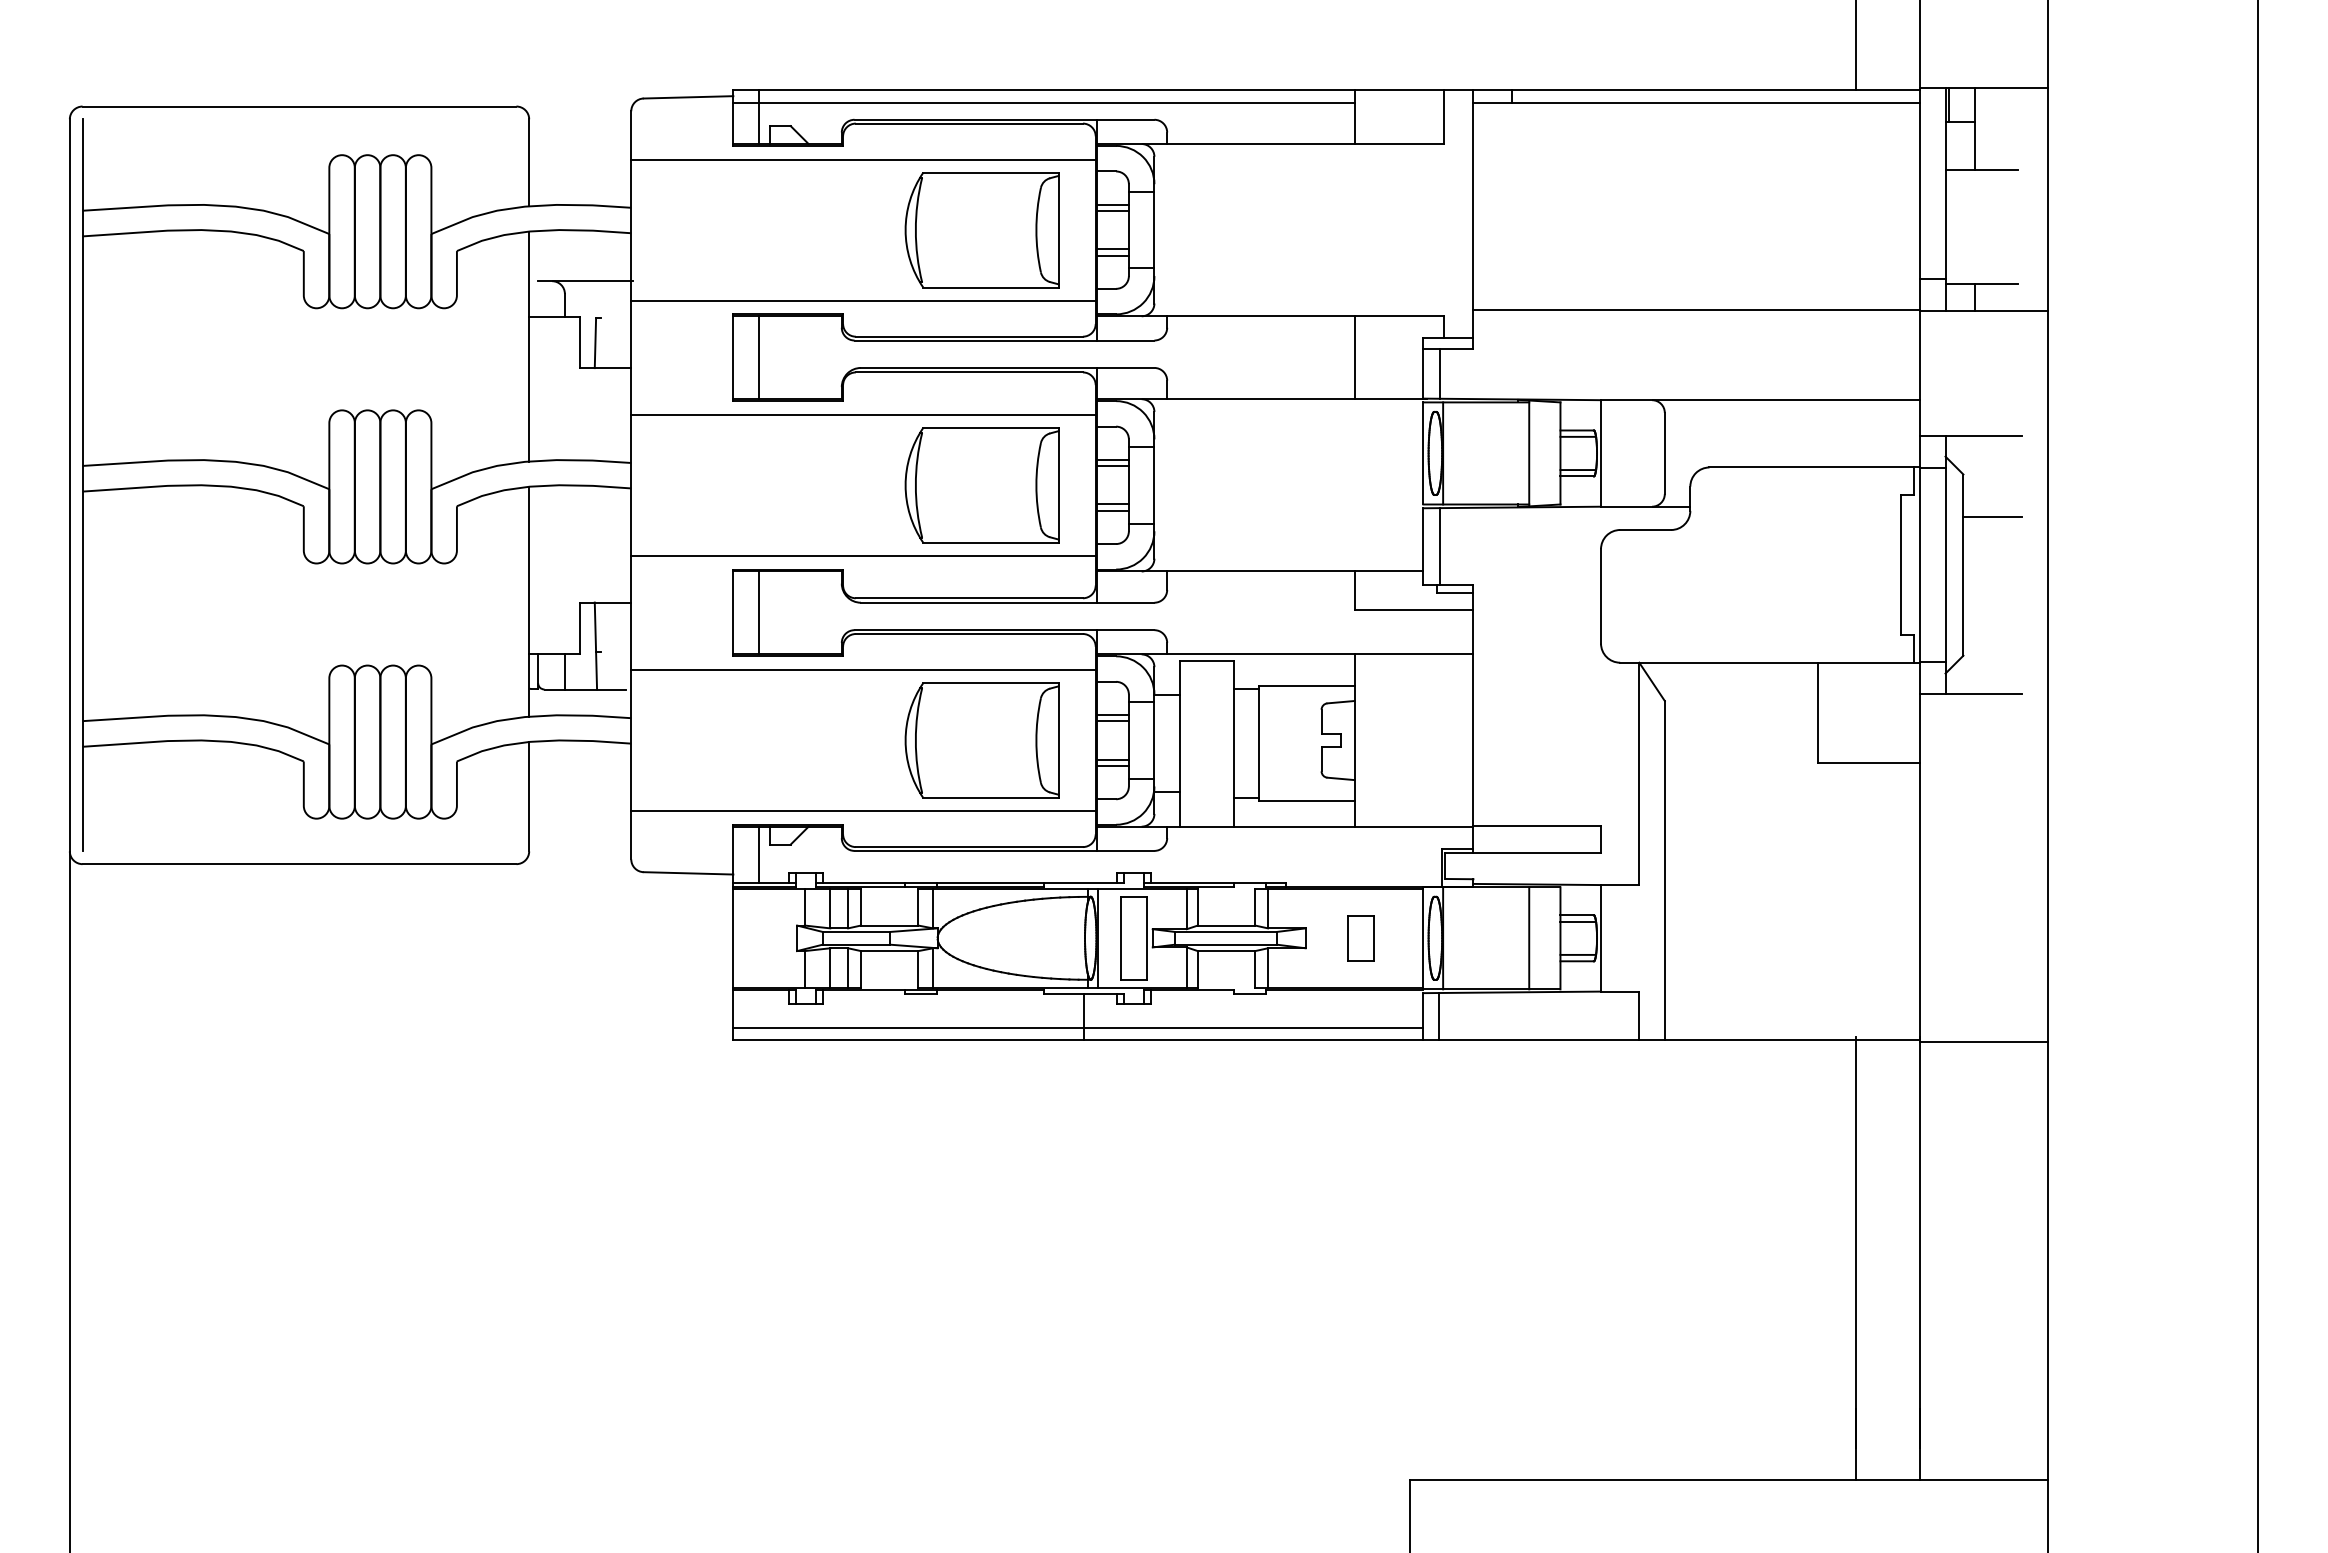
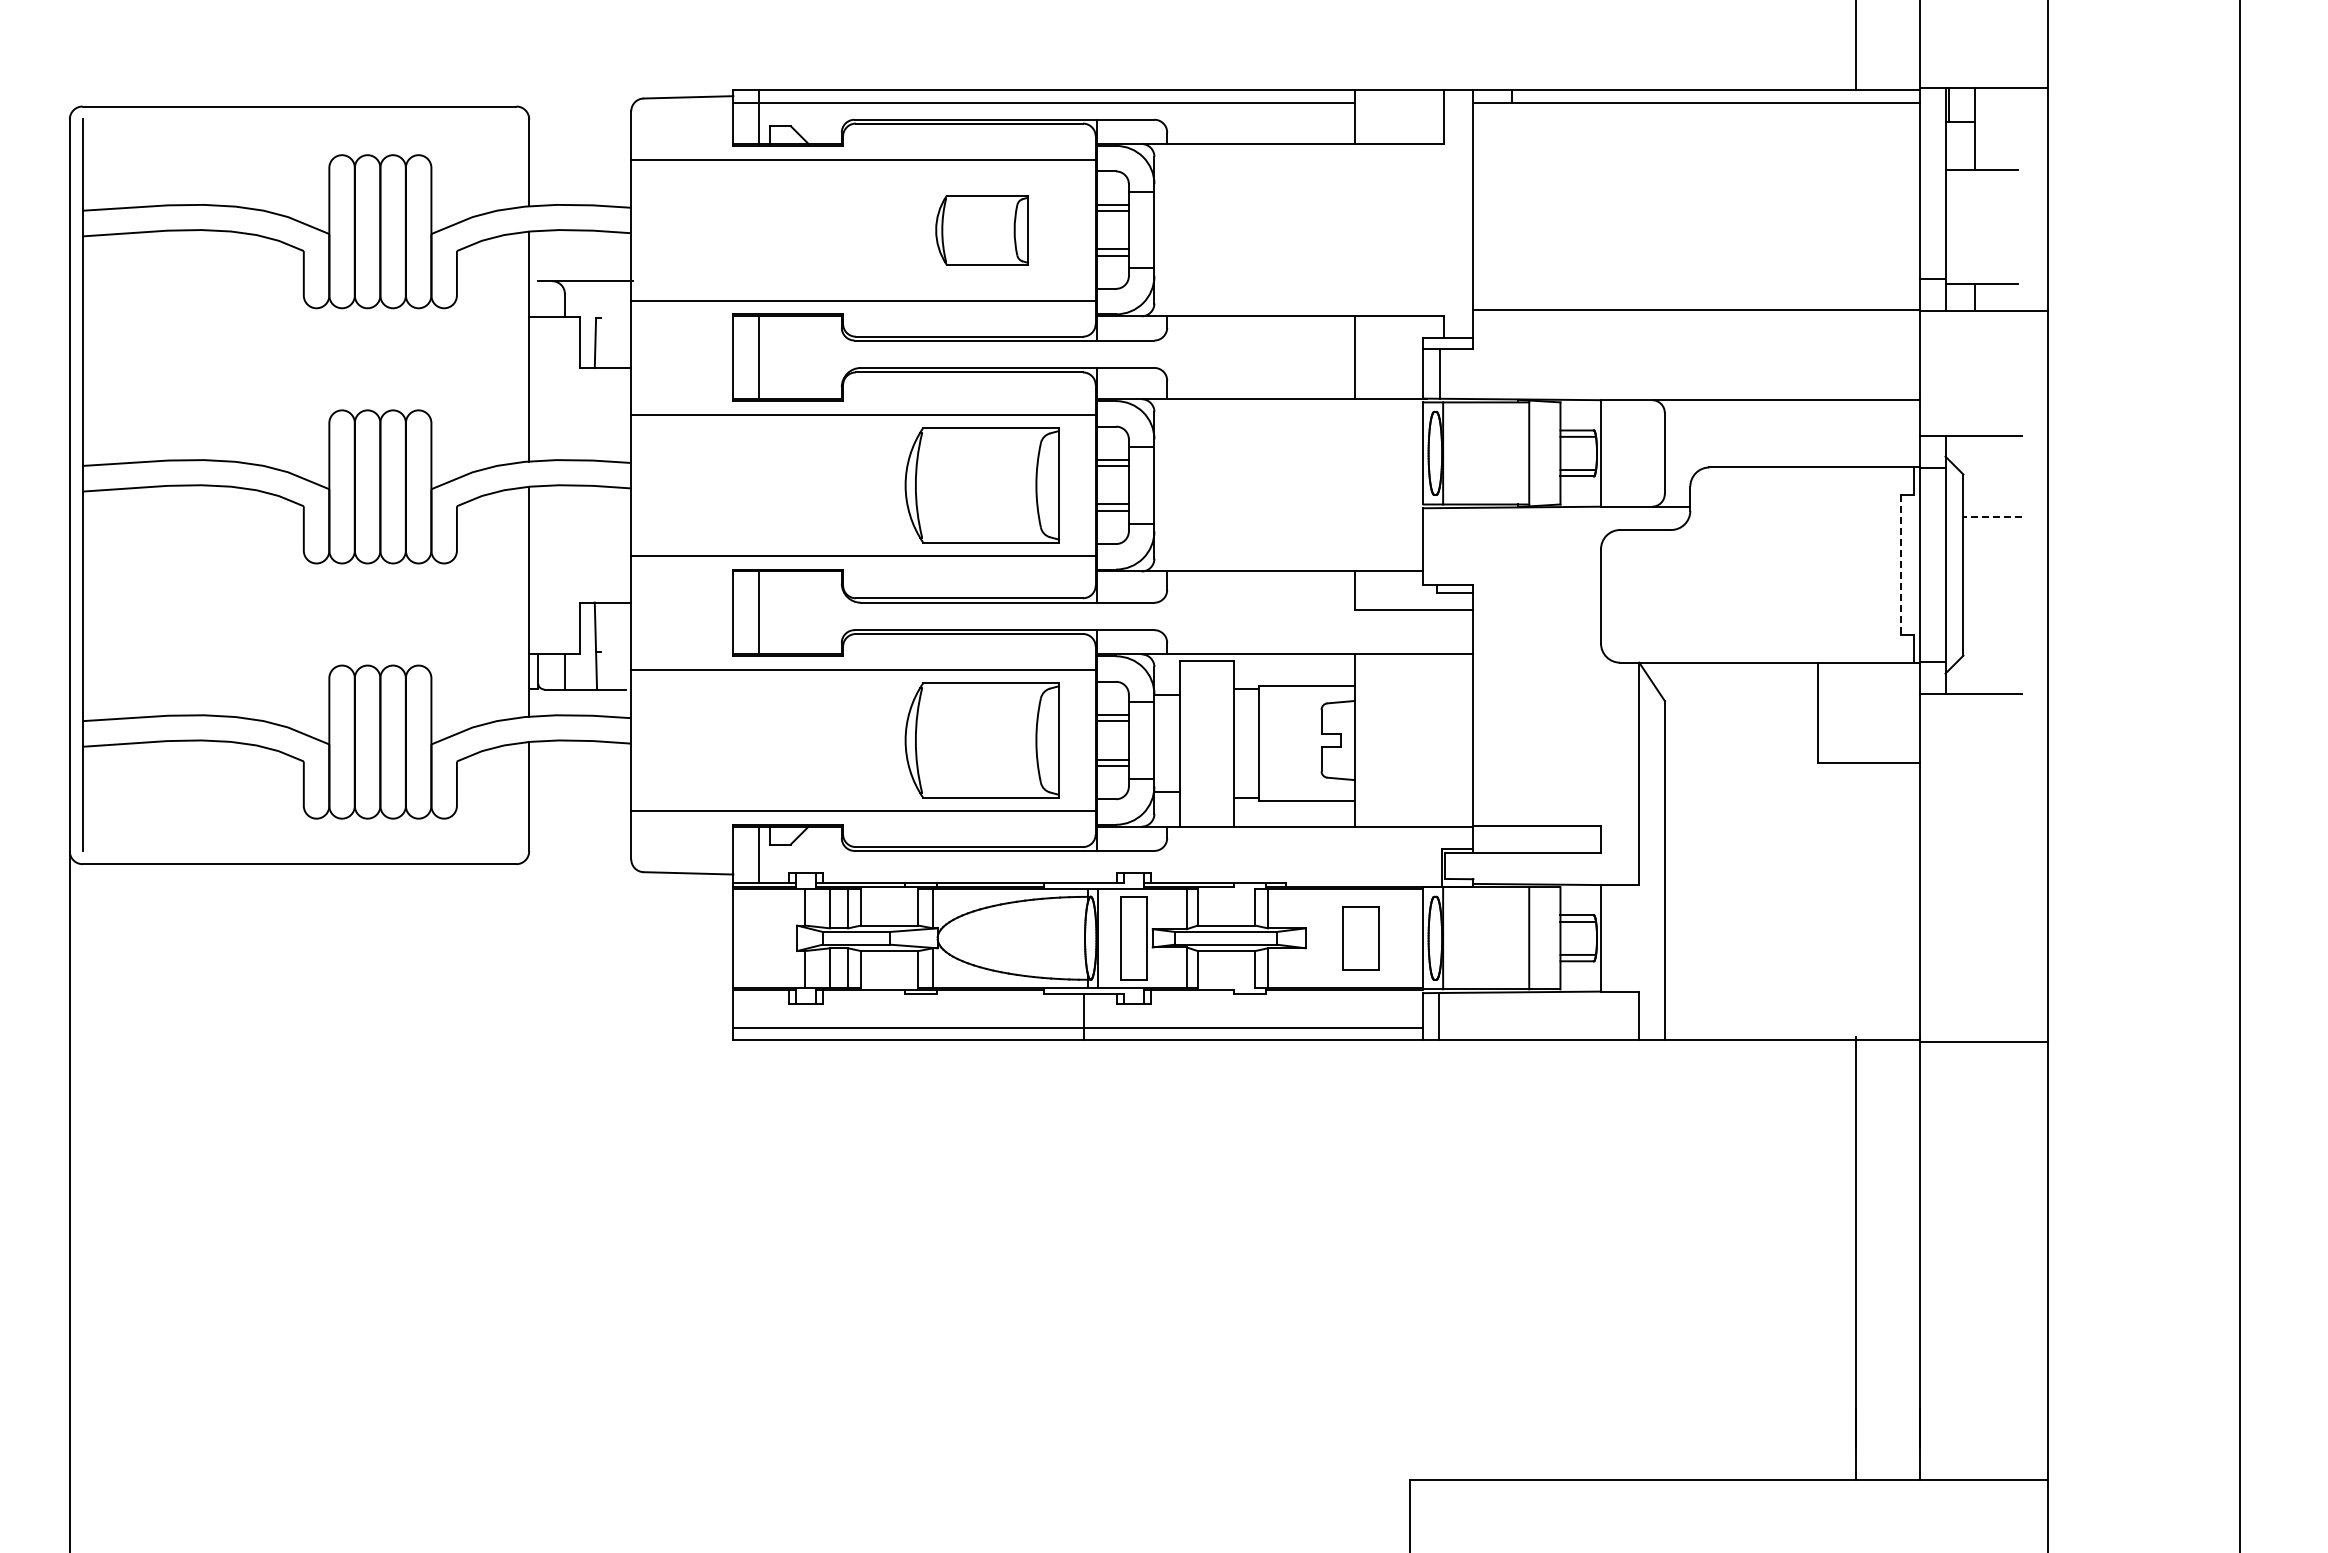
part size: 156x117 px -> 94x71 px (981, 230)
line: solid -> dashed (1992, 517)
line: present -> none (1440, 546)
line: solid -> dashed (1900, 565)
line position: (2258, 775) -> (2240, 775) (2240, 775)
part size: 28x47 px -> 38x65 px (1360, 938)
